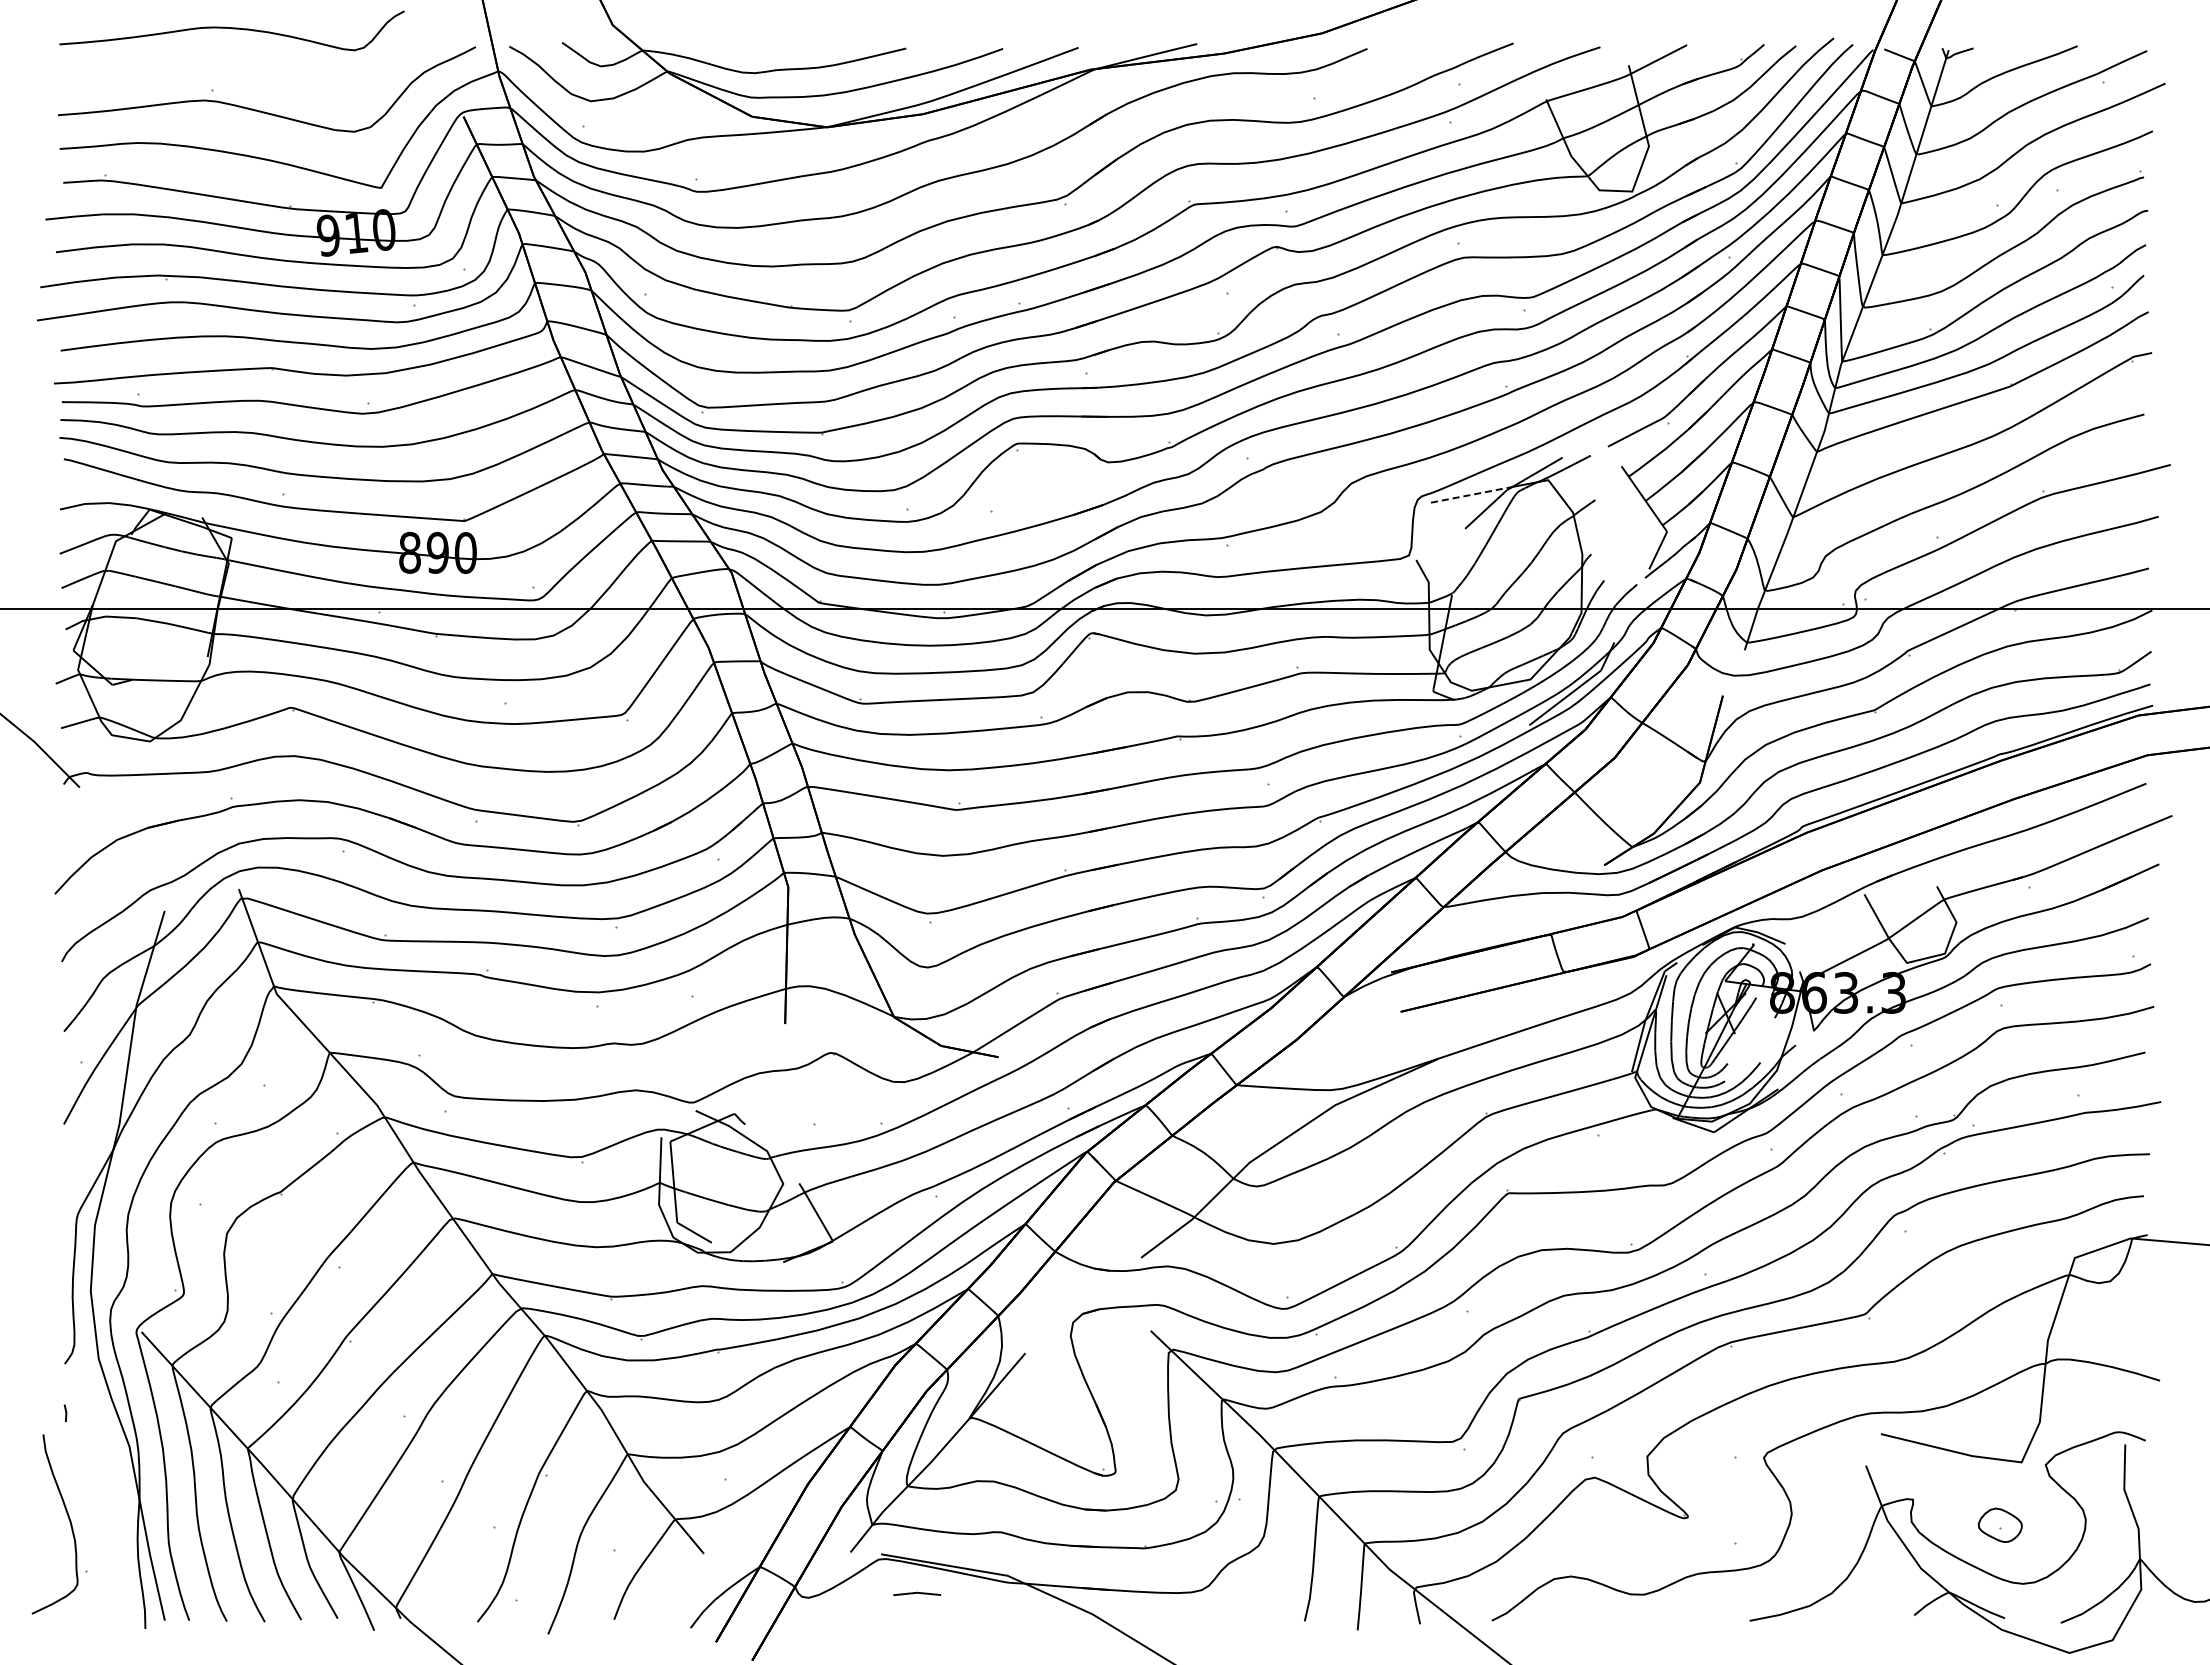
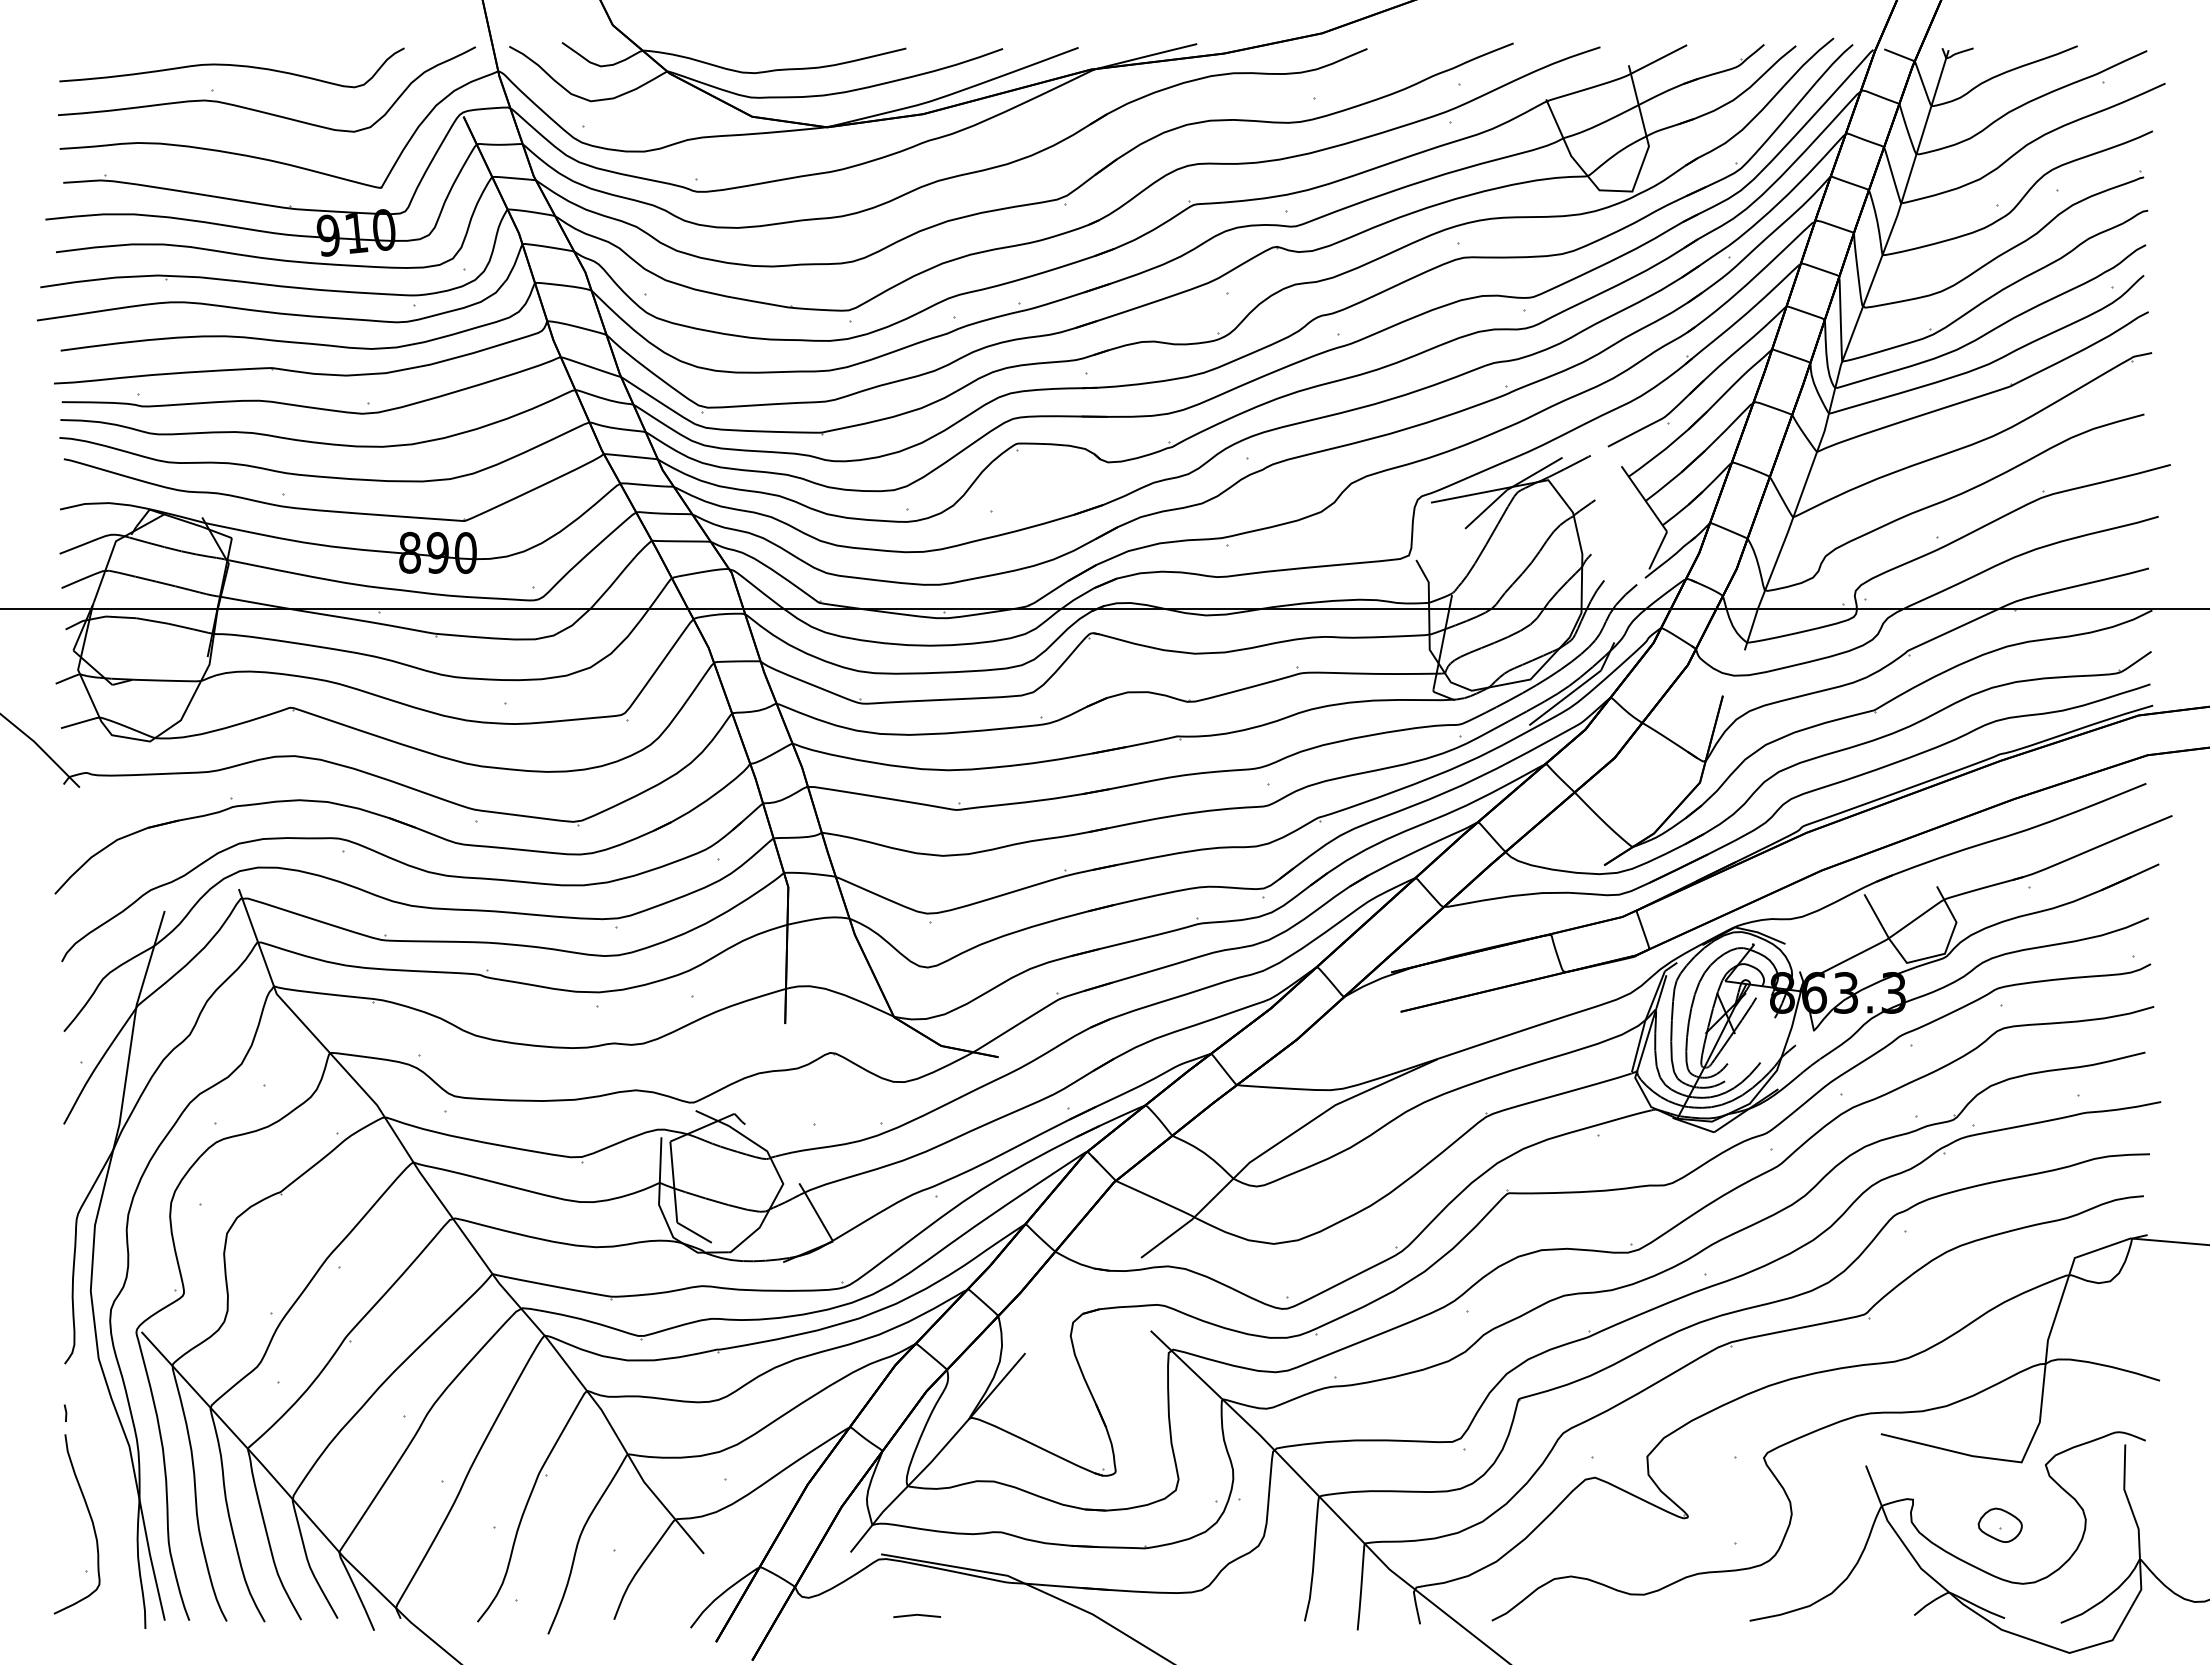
curve position: (232, 29) -> (232, 66) (232, 66)
line: dashed -> solid (1472, 494)
curve position: (68, 1519) -> (90, 1519) (90, 1519)
line position: (917, 1593) -> (917, 1615) (917, 1615)
